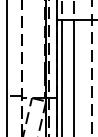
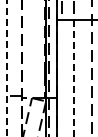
line: solid -> dashed (7, 68)
line: present -> none (61, 76)
line: solid -> dashed (73, 78)
